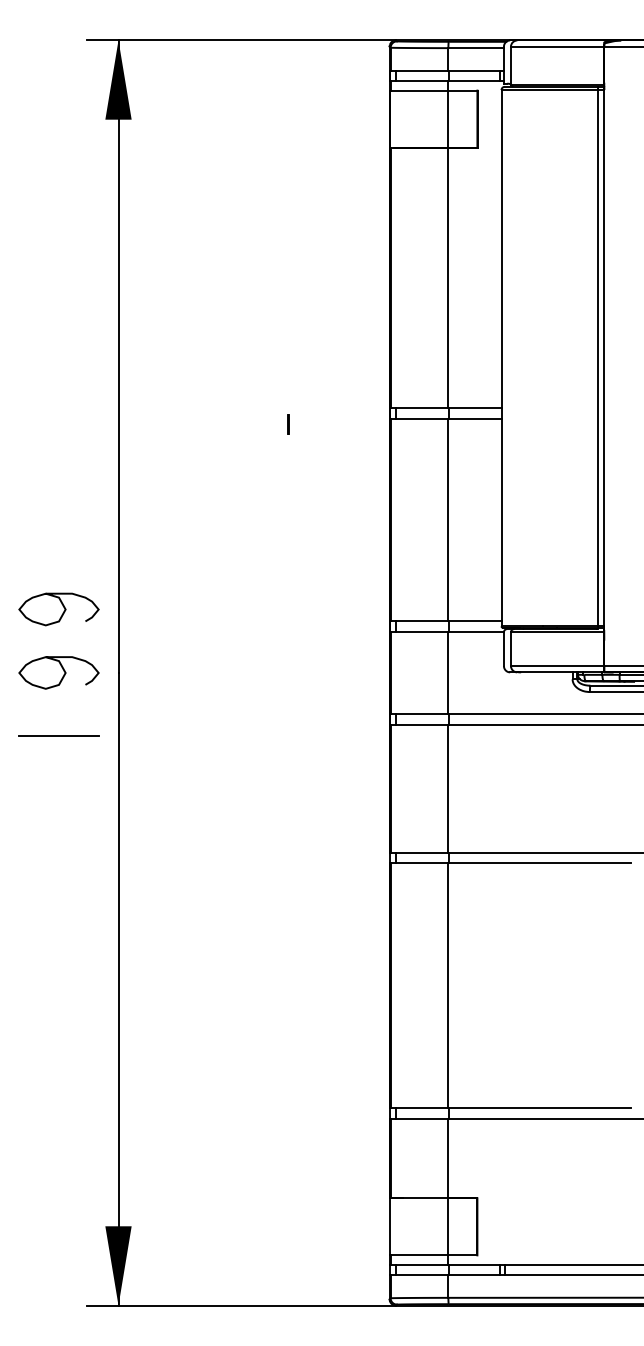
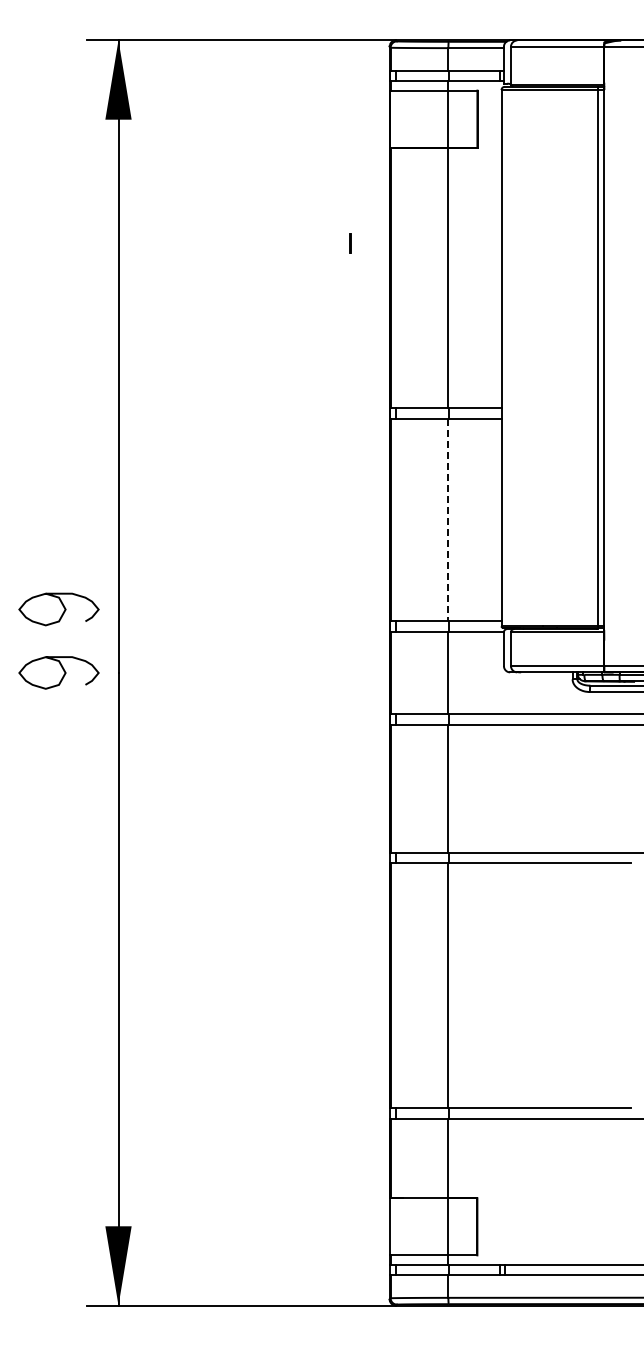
line position: (288, 424) -> (350, 243) (350, 243)
line: solid -> dashed (448, 520)
line: present -> none (58, 736)
